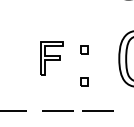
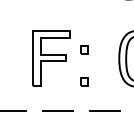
part size: 24x35 px -> 39x57 px (51, 58)
line position: (97, 110) -> (104, 110) (104, 110)
